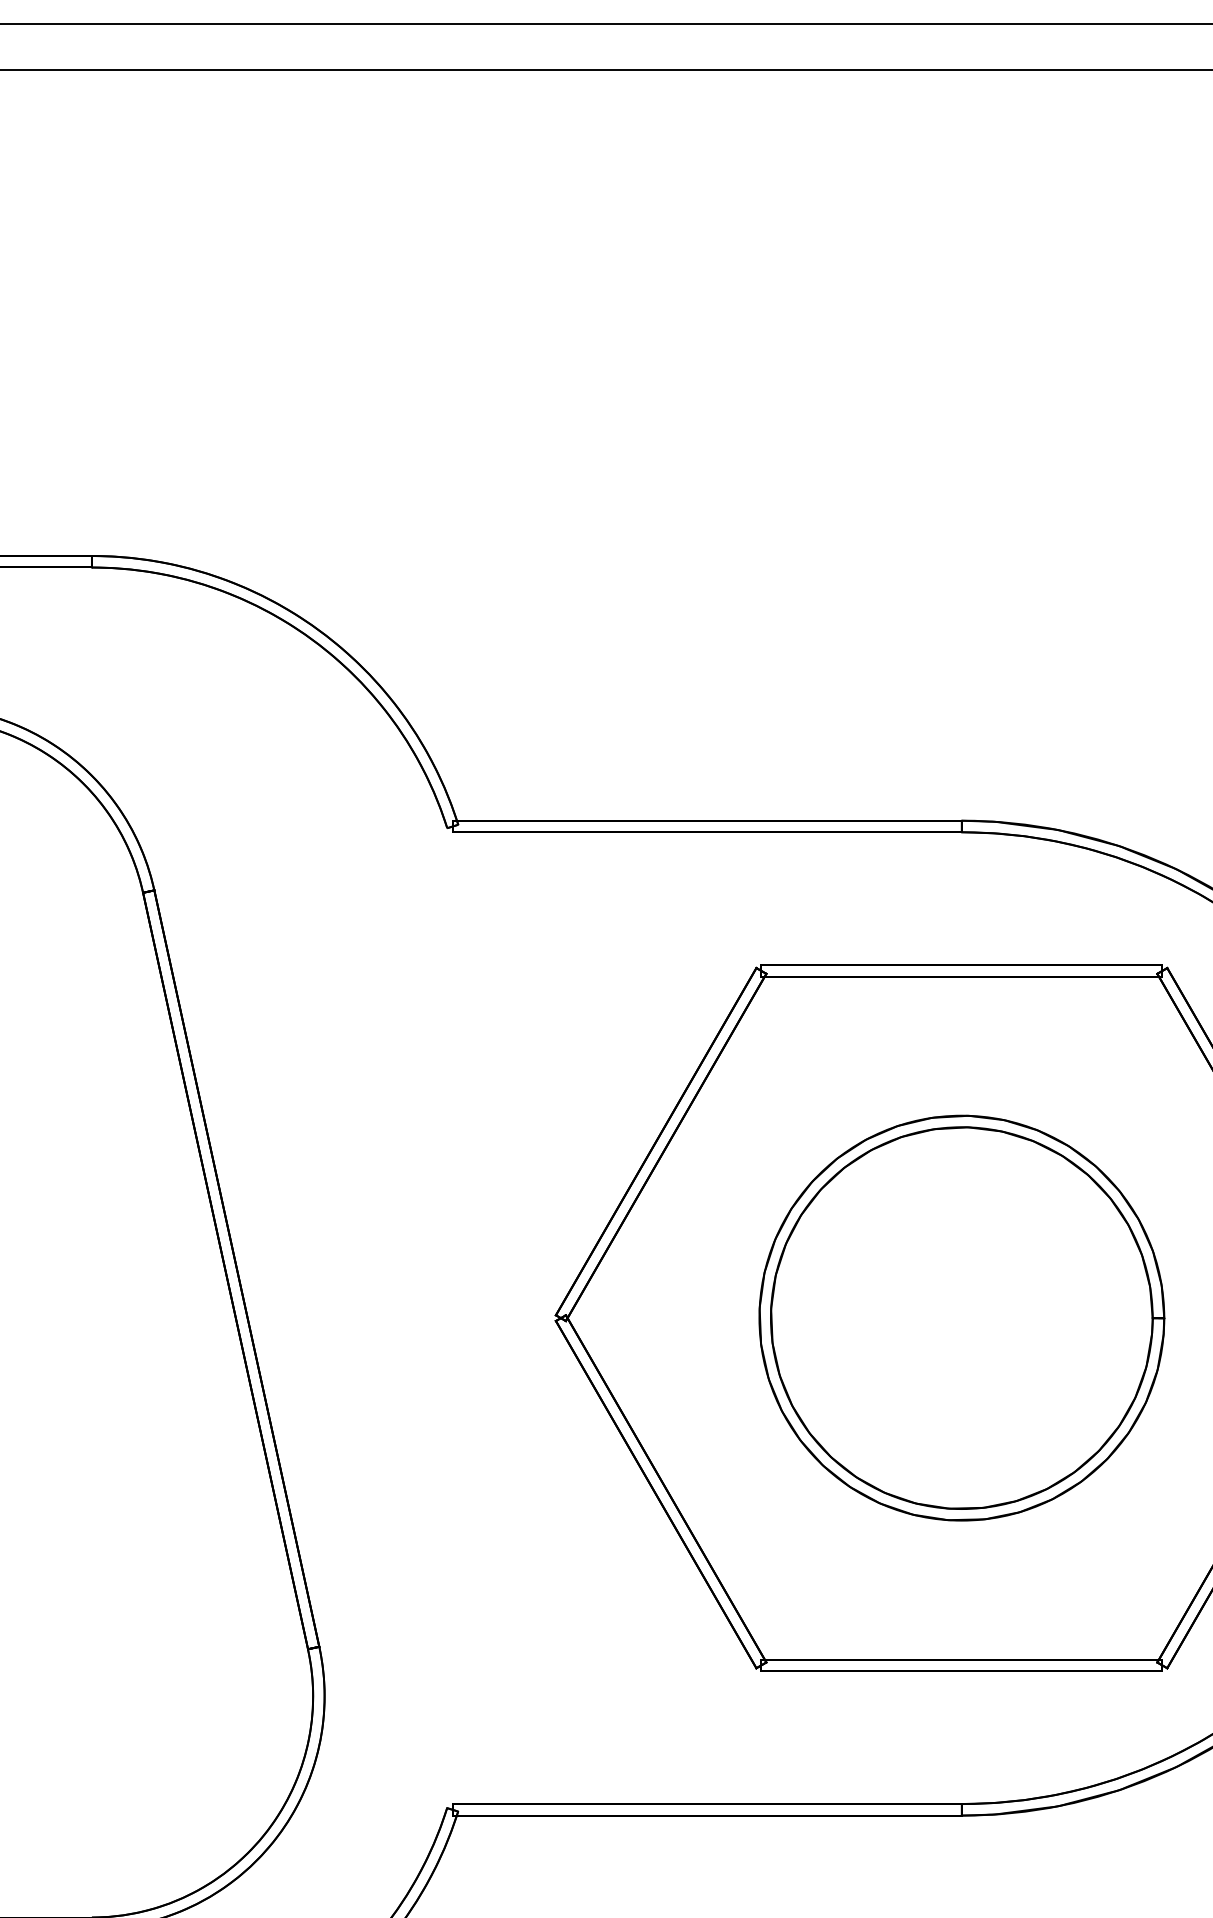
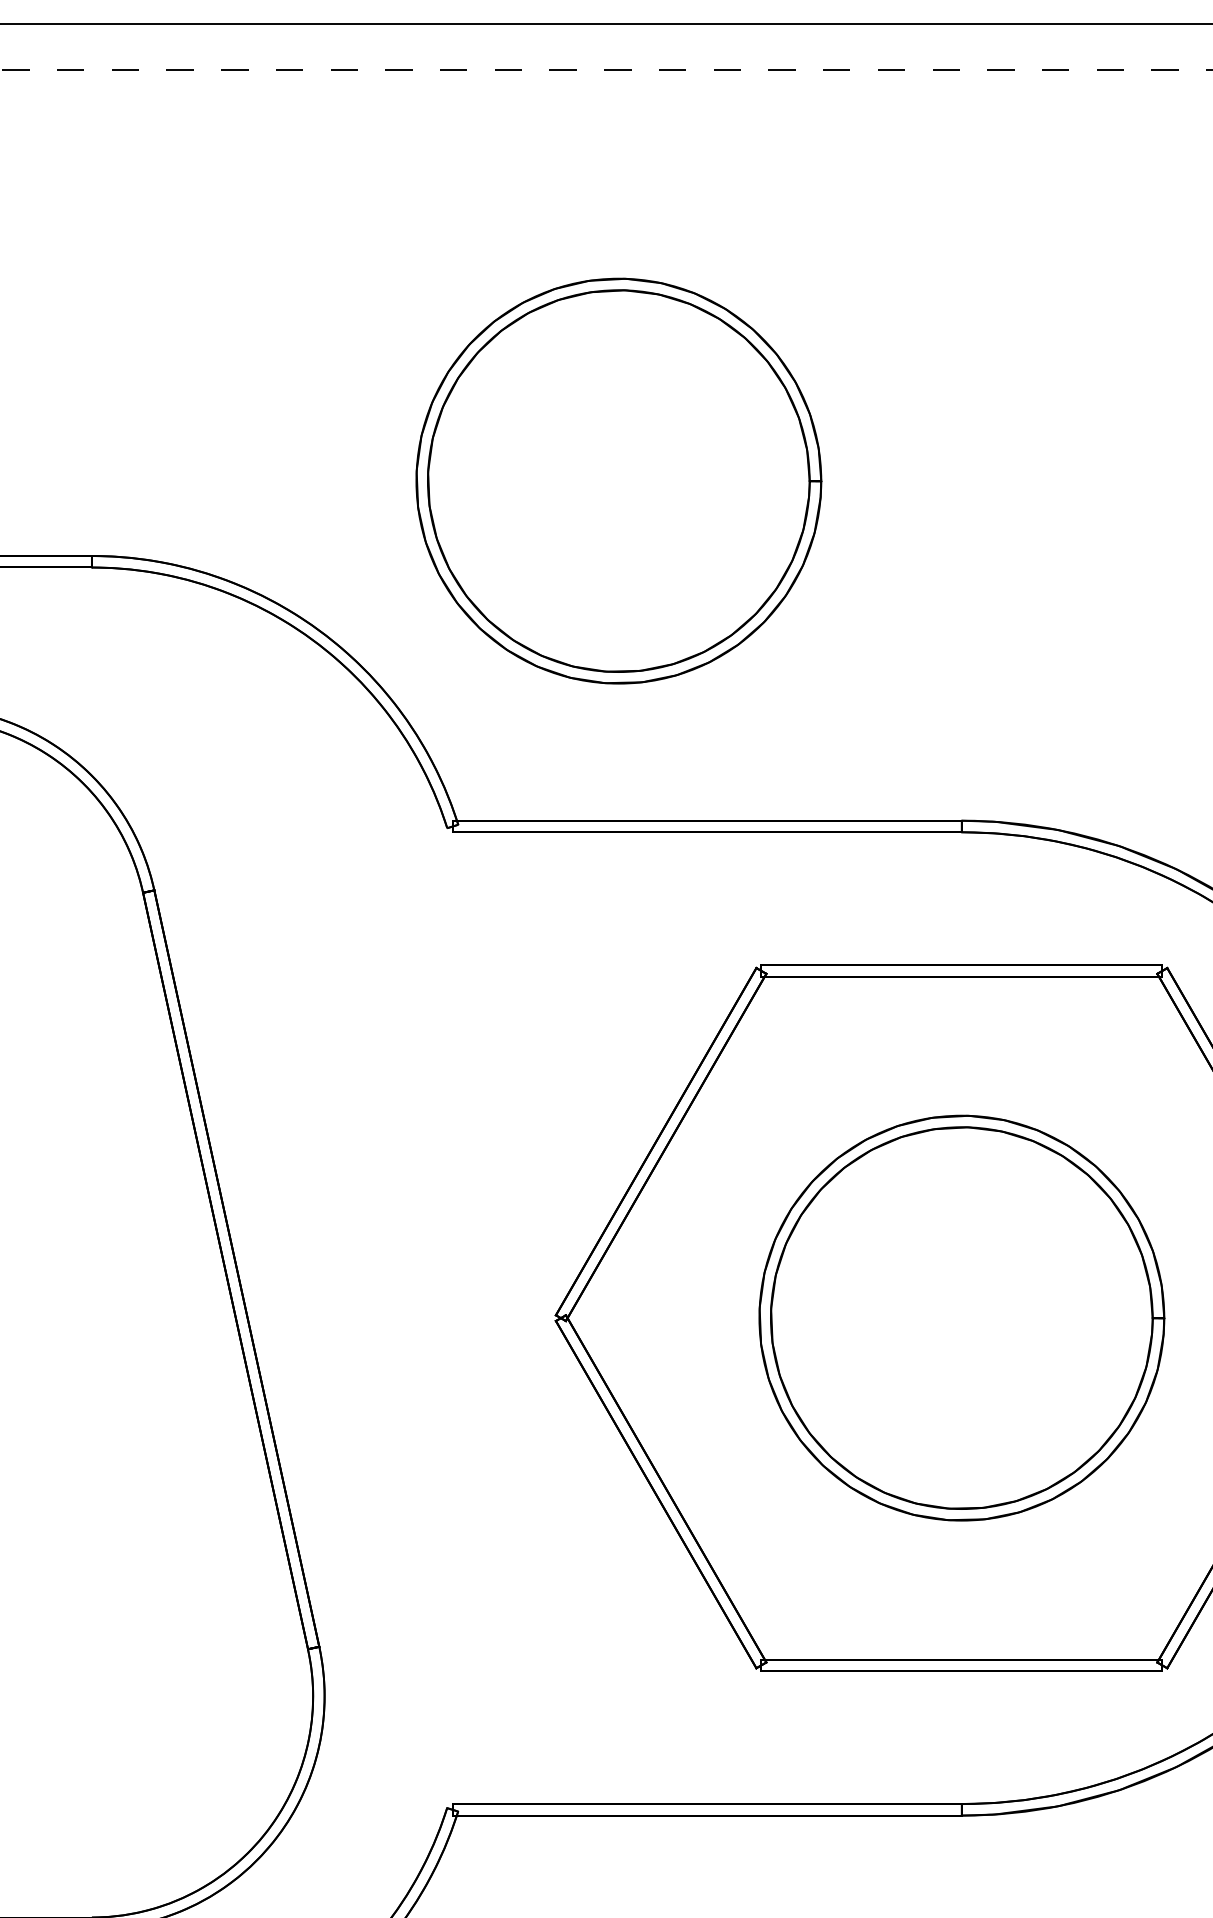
line: solid -> dashed (606, 69)
part: none -> present (618, 480)
